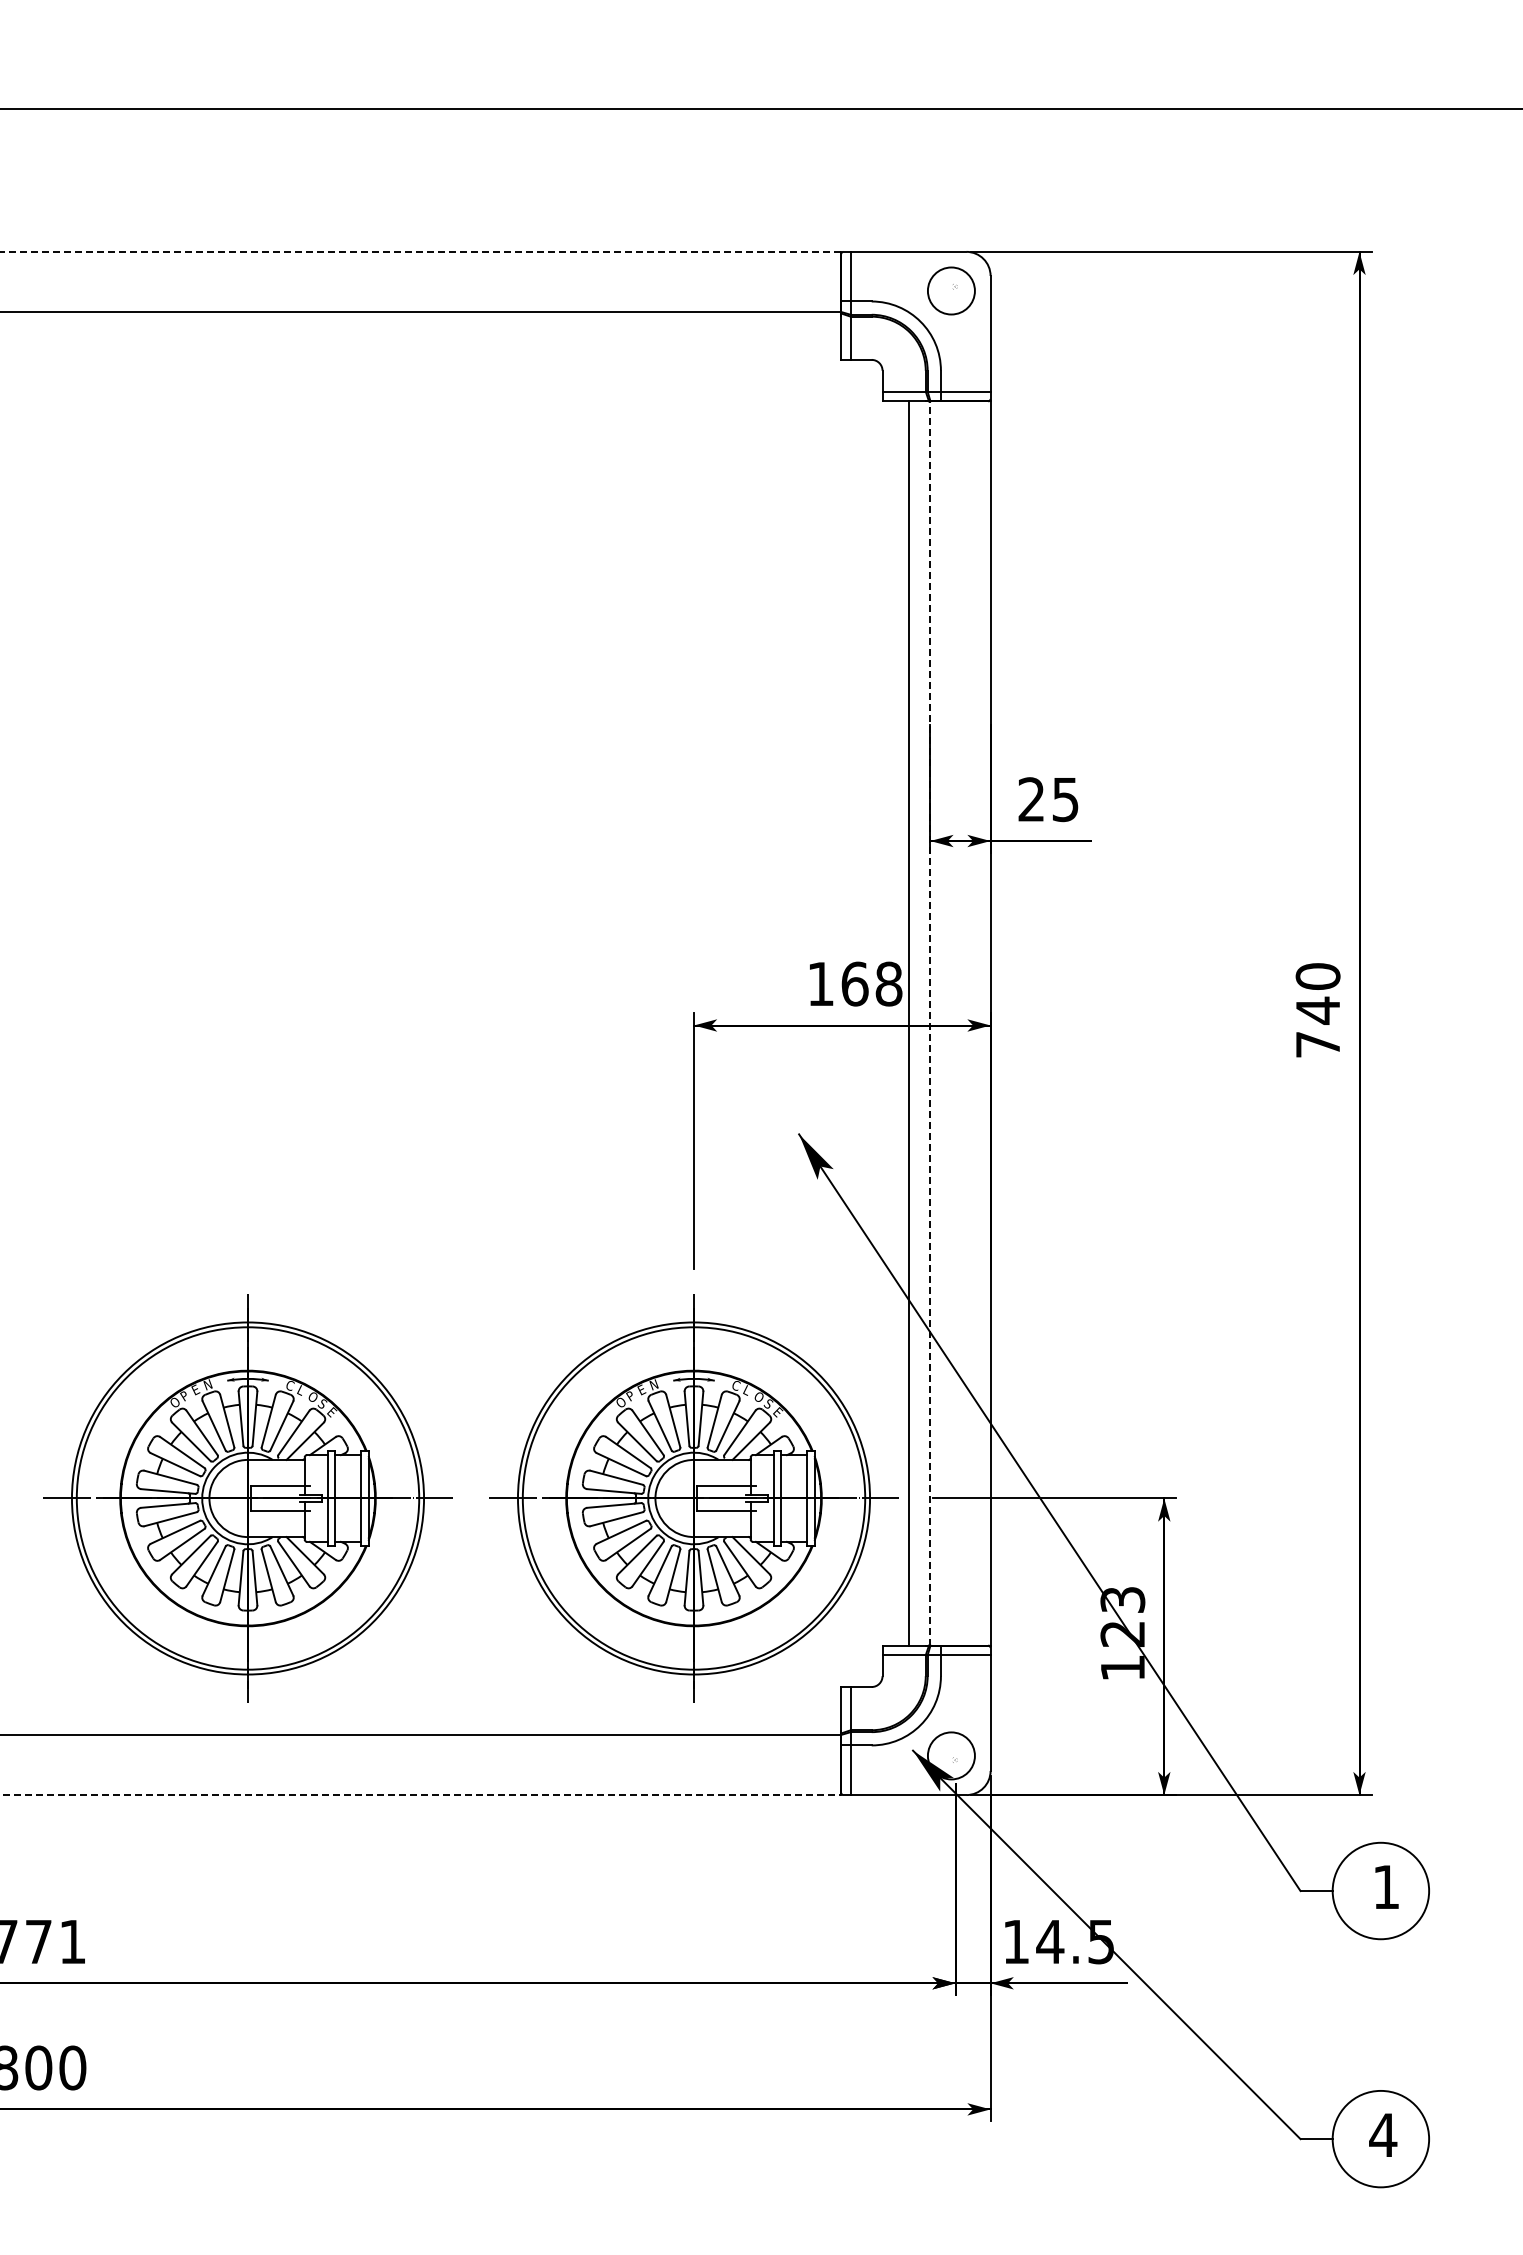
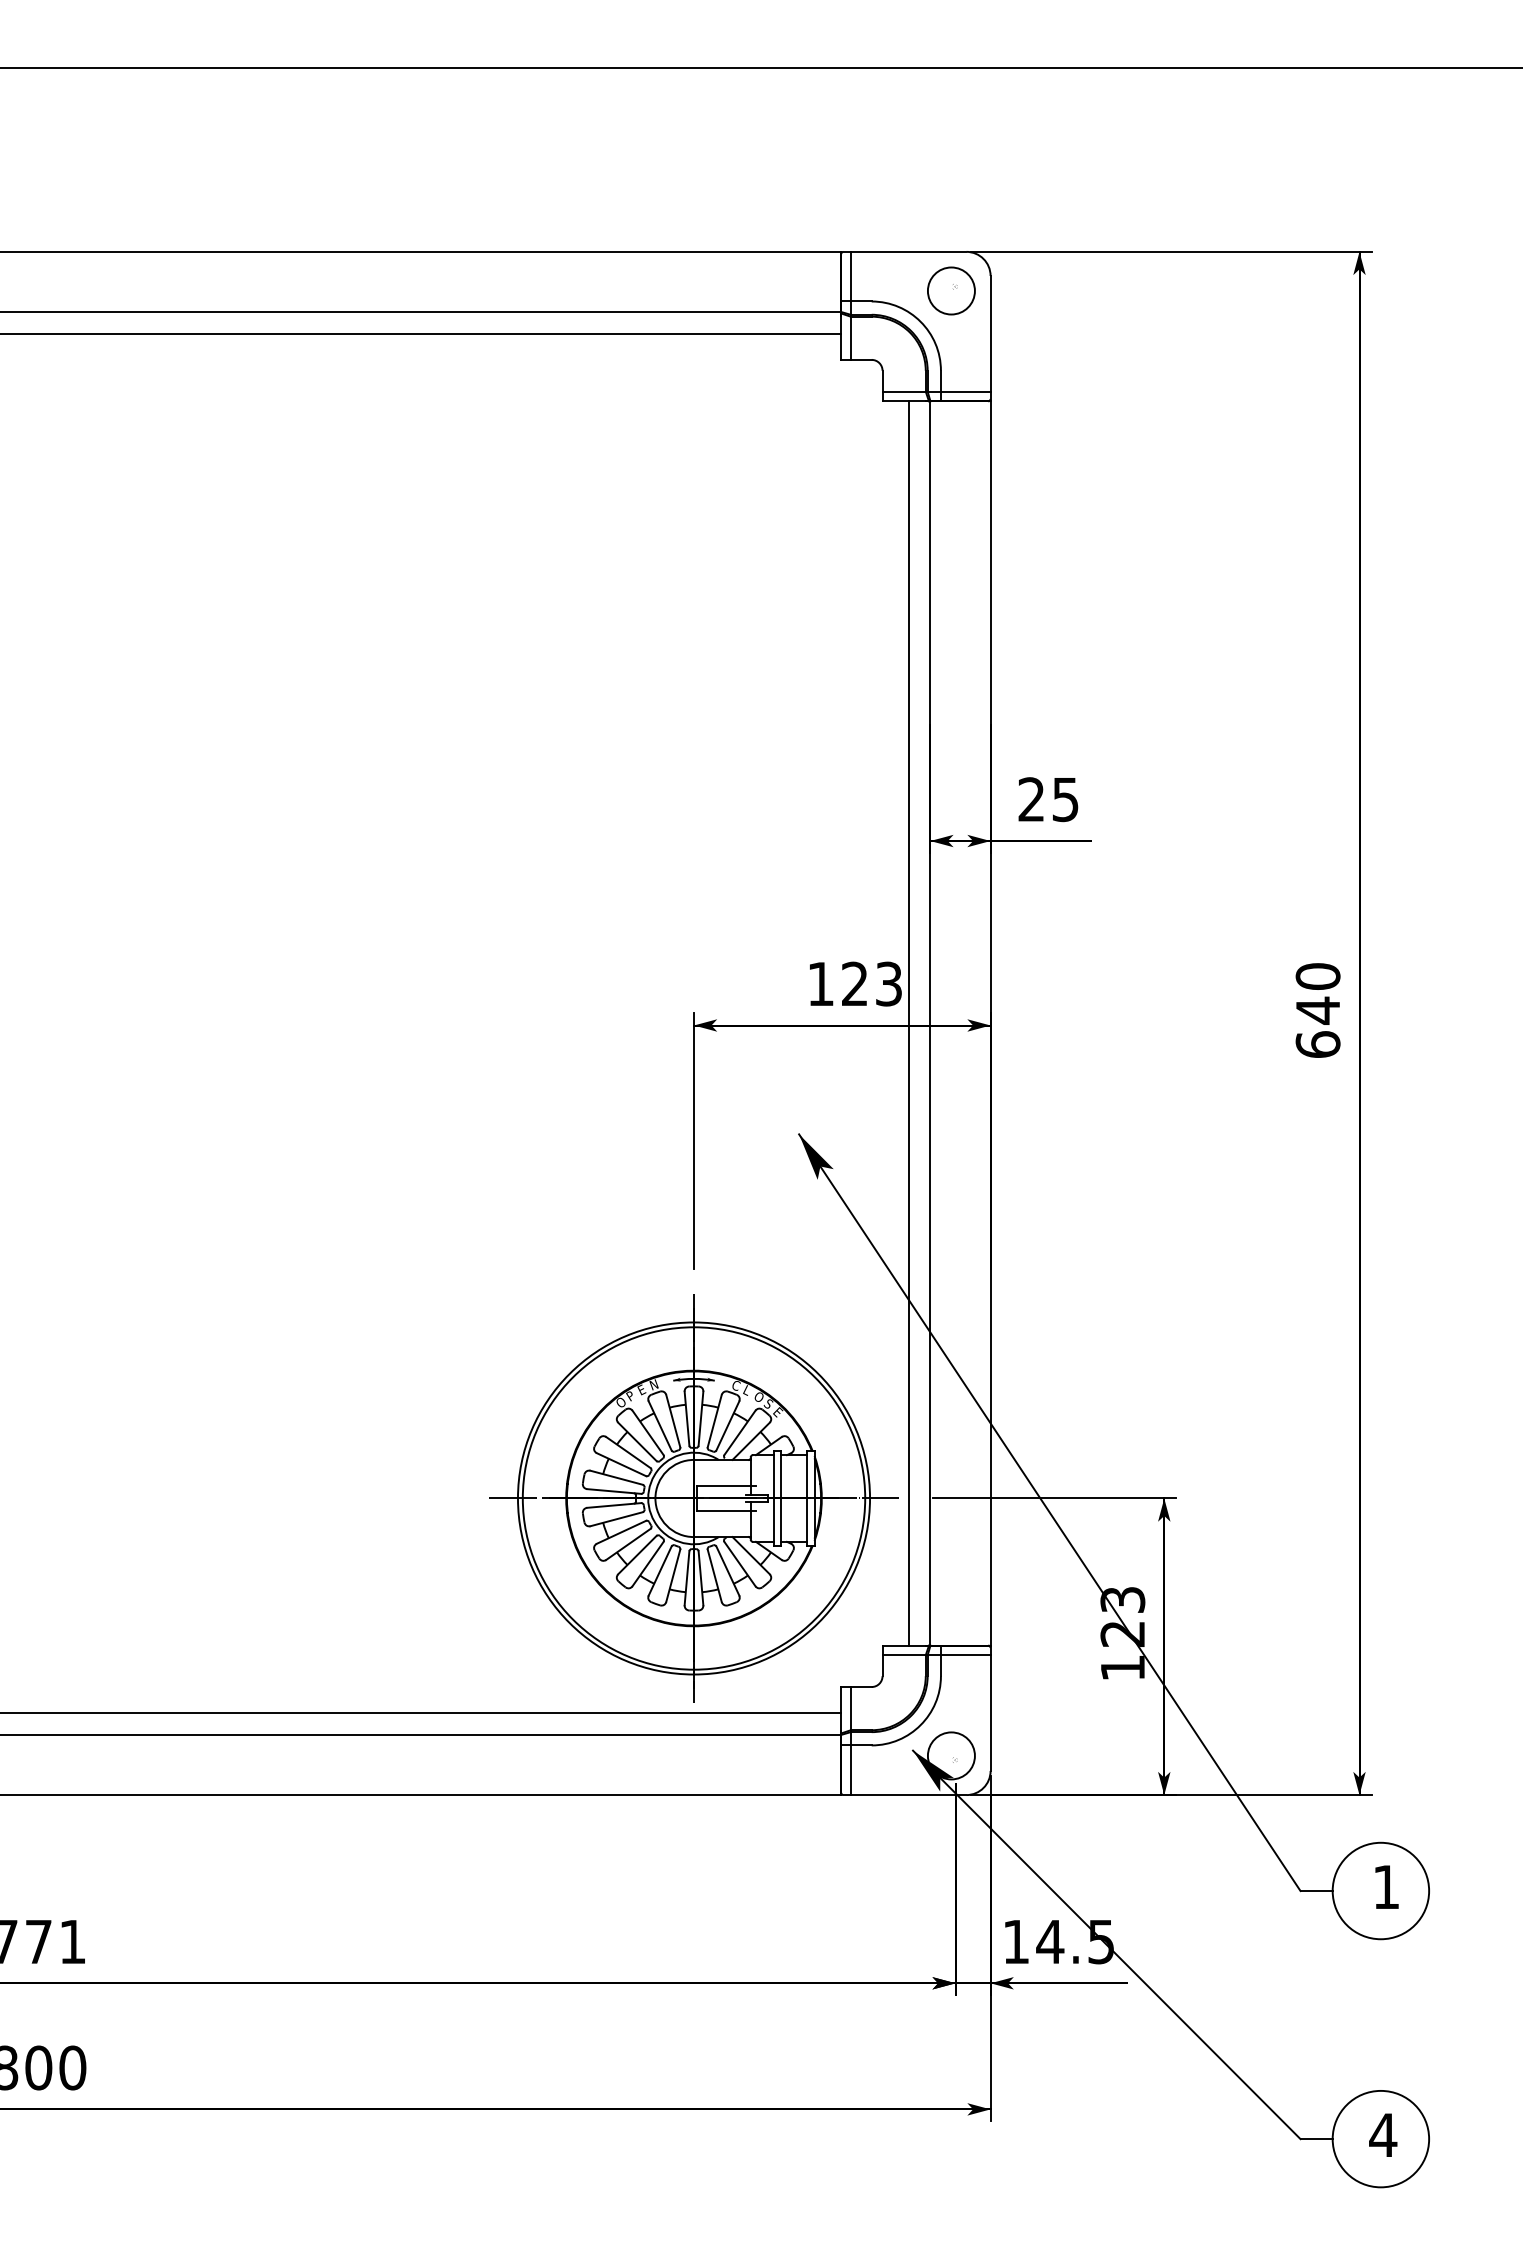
line position: (760, 108) -> (760, 67) (760, 67)
line: dashed -> solid (420, 251)
line: none -> present (421, 333)
text: 168 -> 123 (871, 983)
line: dashed -> solid (930, 1022)
text: 740 -> 640 (1317, 1044)
part: present -> none (247, 1498)
line: none -> present (421, 1713)
line: dashed -> solid (421, 1795)
